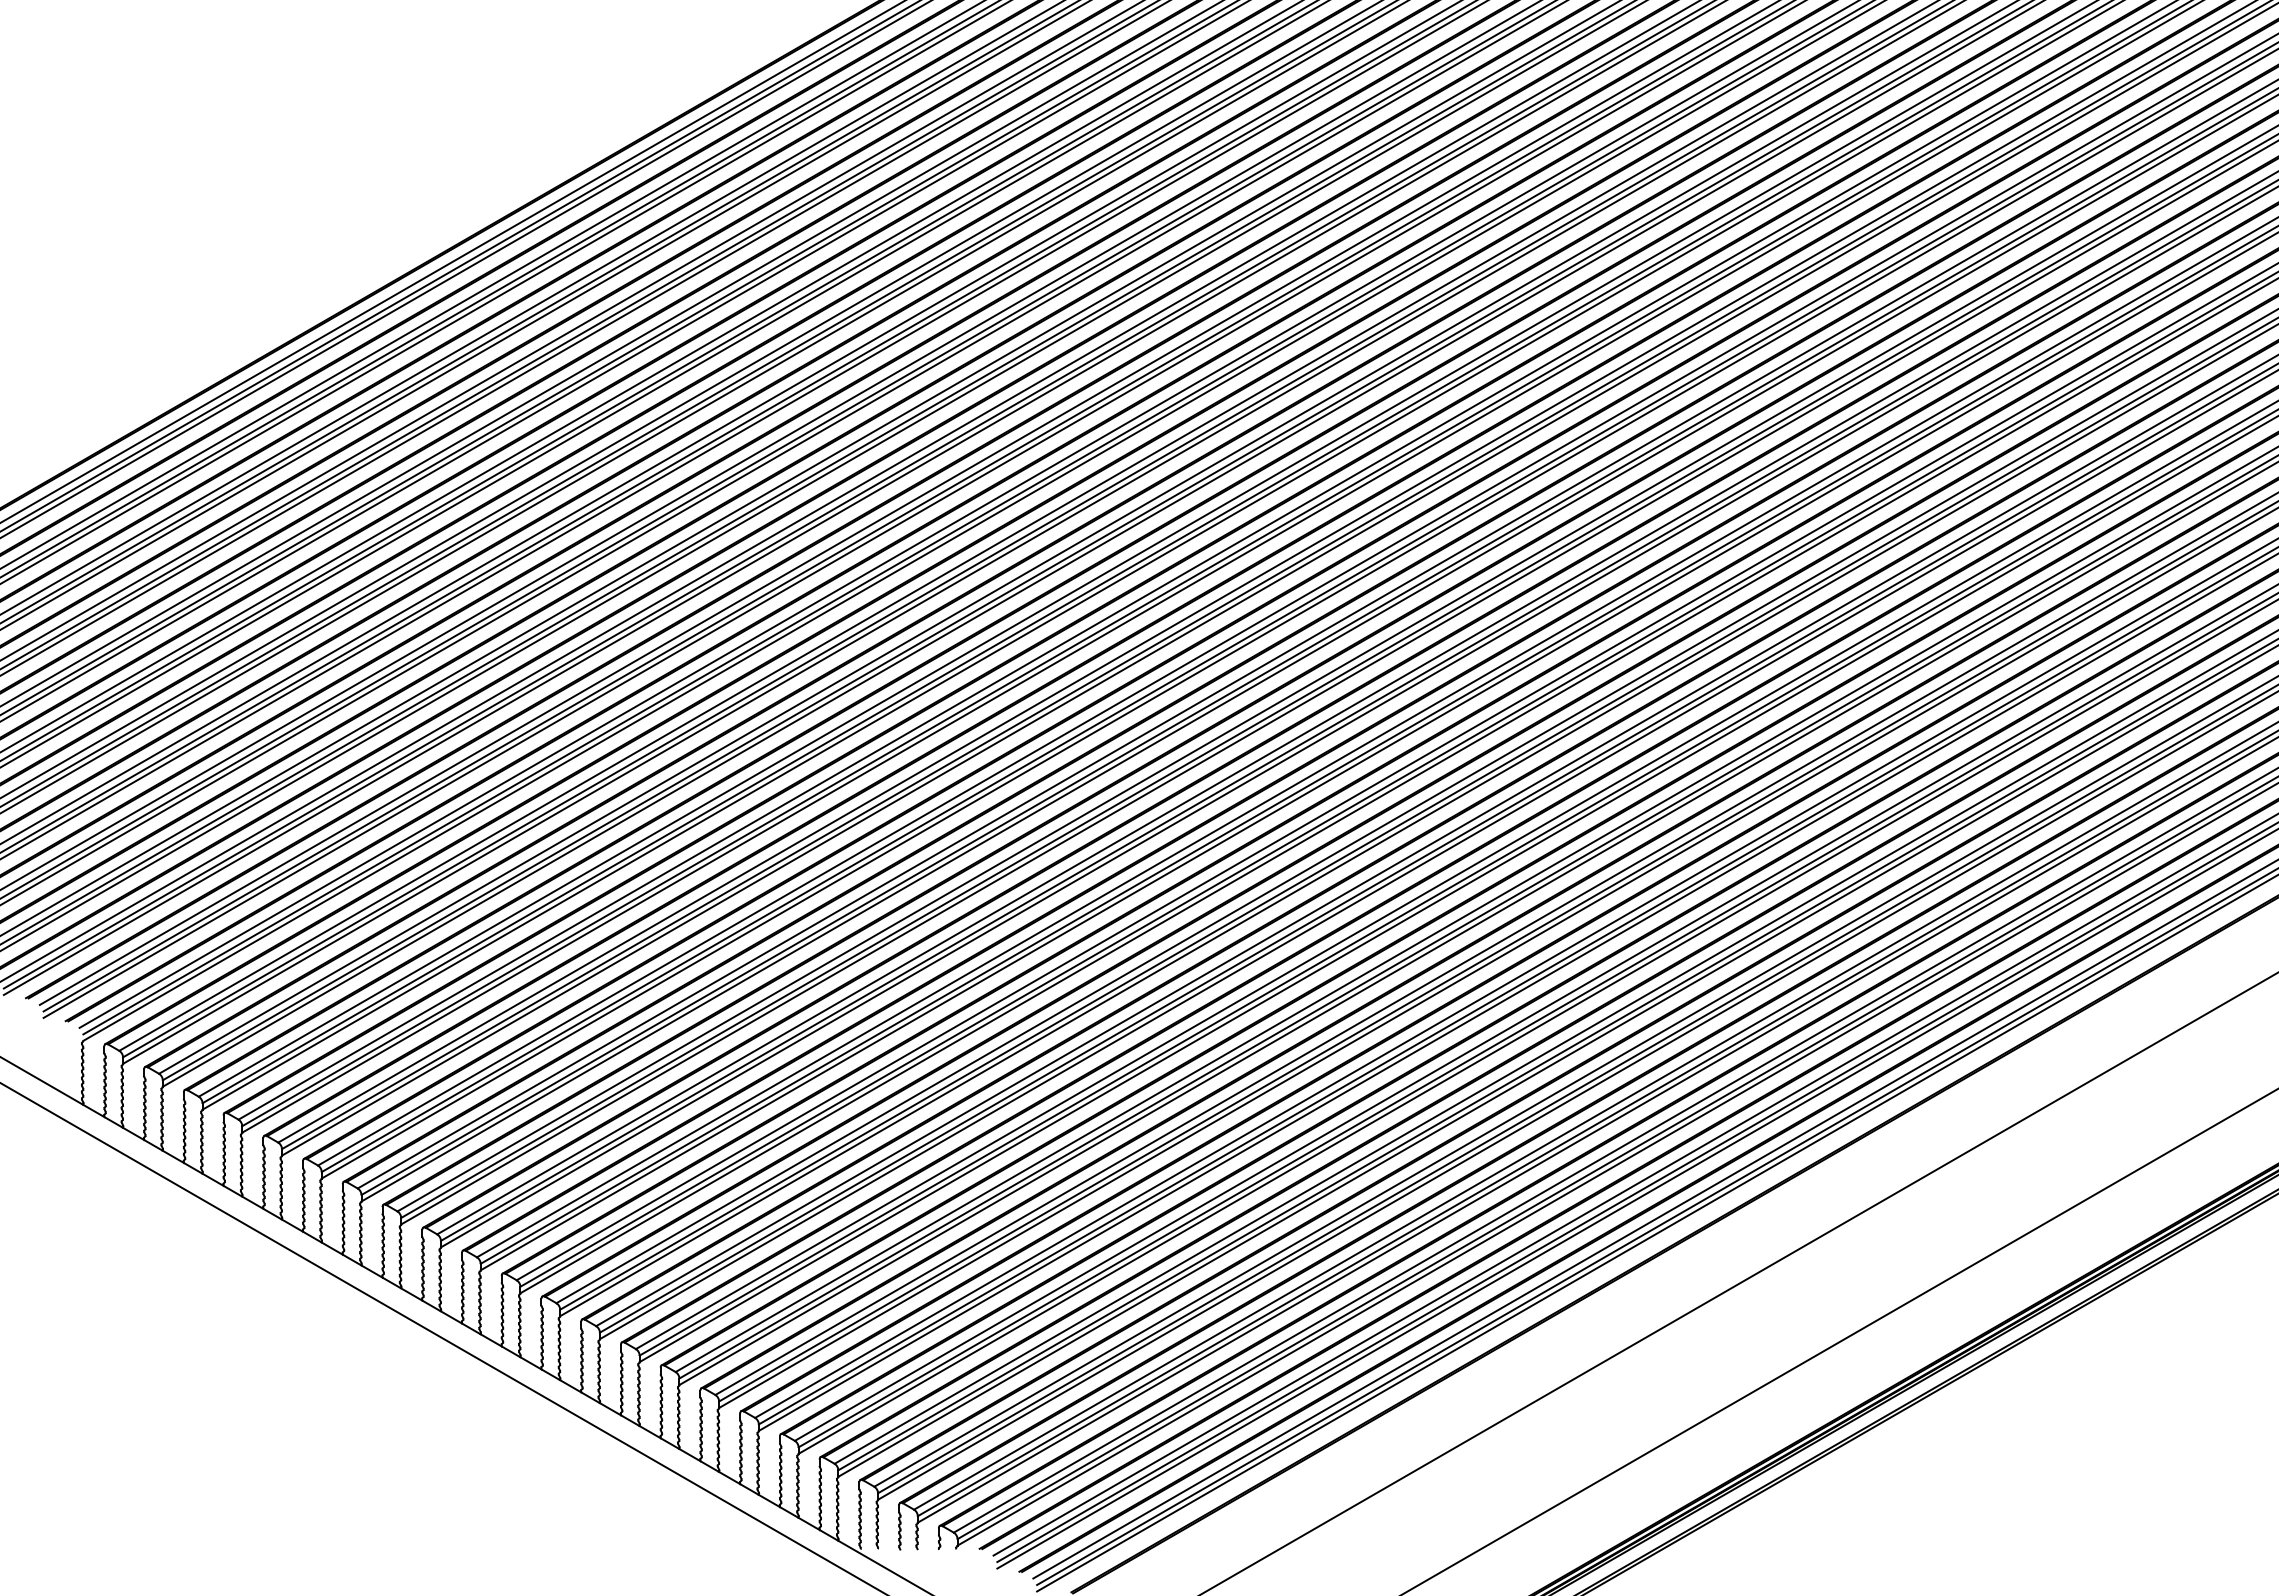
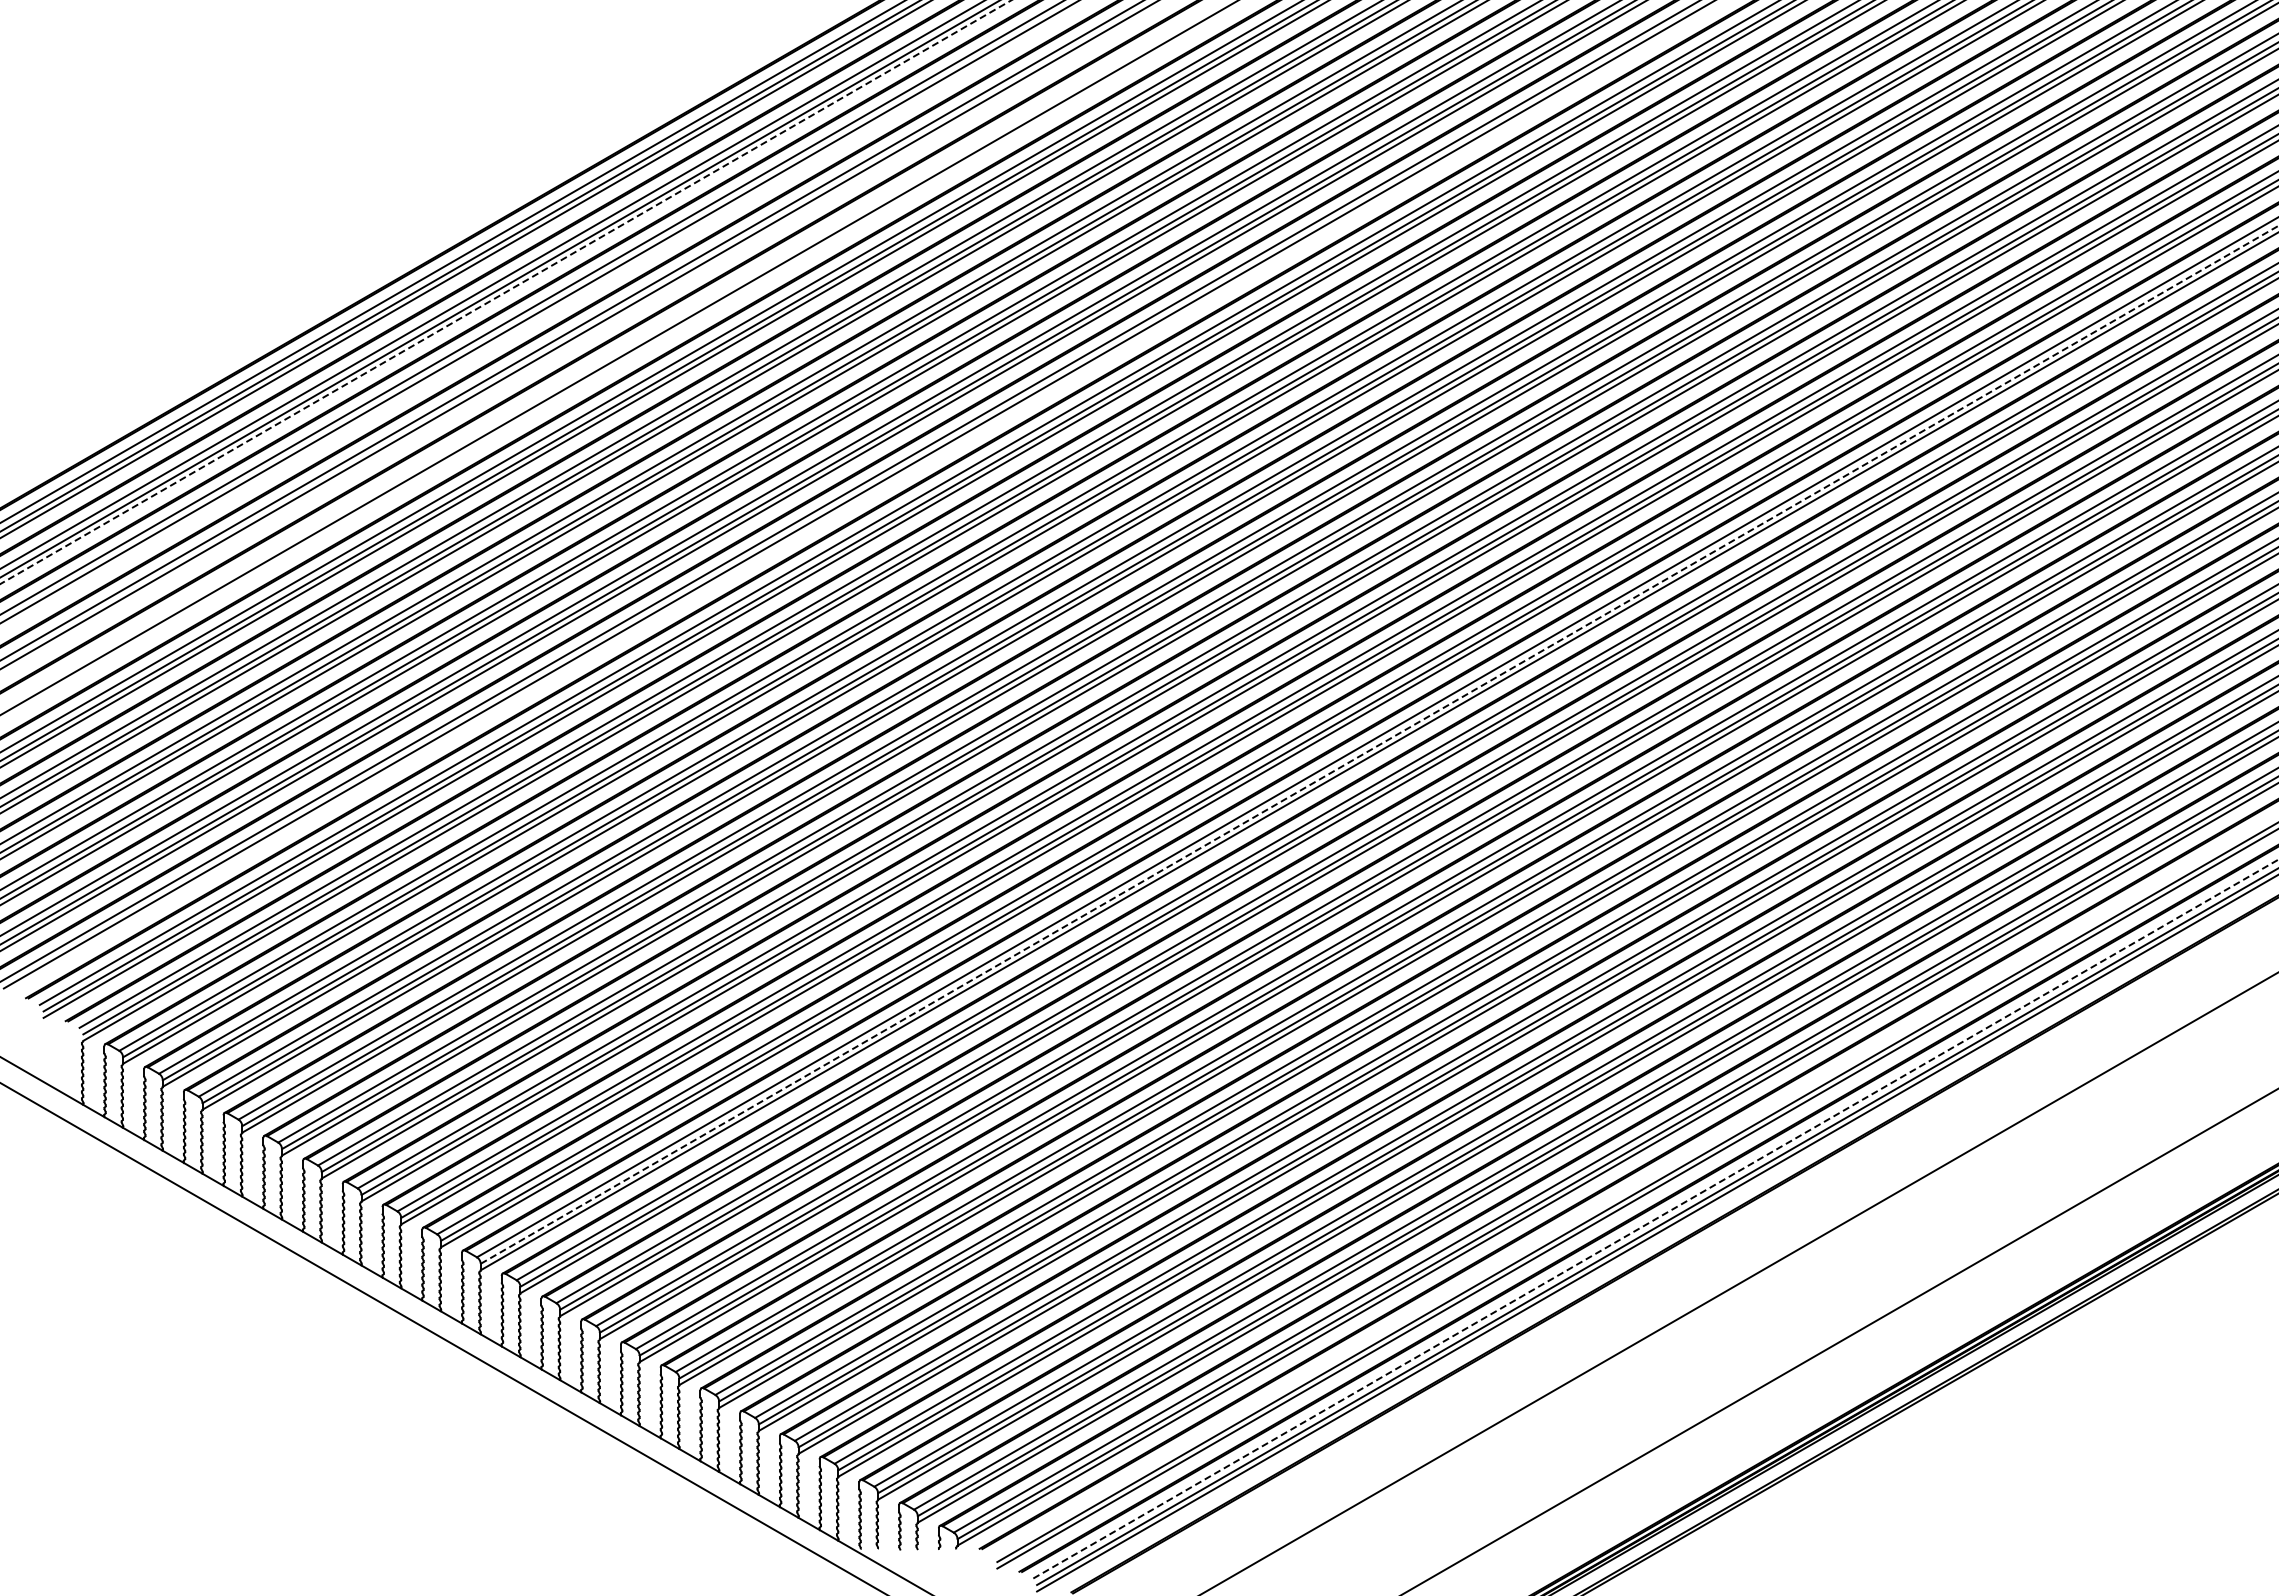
line: solid -> dashed (506, 292)
line: present -> none (544, 315)
line: present -> none (584, 338)
line: present -> none (611, 353)
line: present -> none (624, 361)
line: present -> none (863, 498)
line: solid -> dashed (1379, 744)
line: present -> none (1634, 1185)
line: solid -> dashed (1655, 1219)
